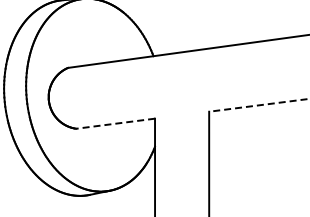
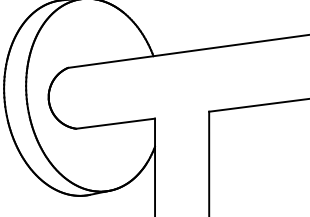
line: dashed -> solid (258, 105)
line: dashed -> solid (115, 123)
